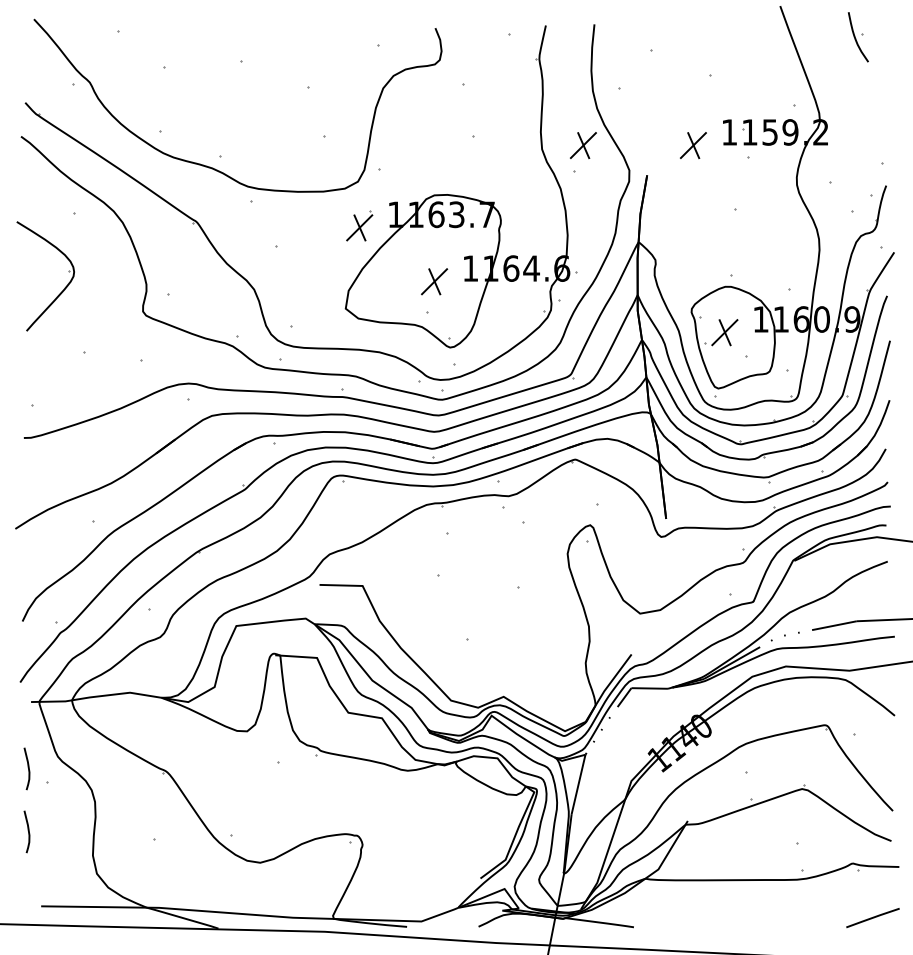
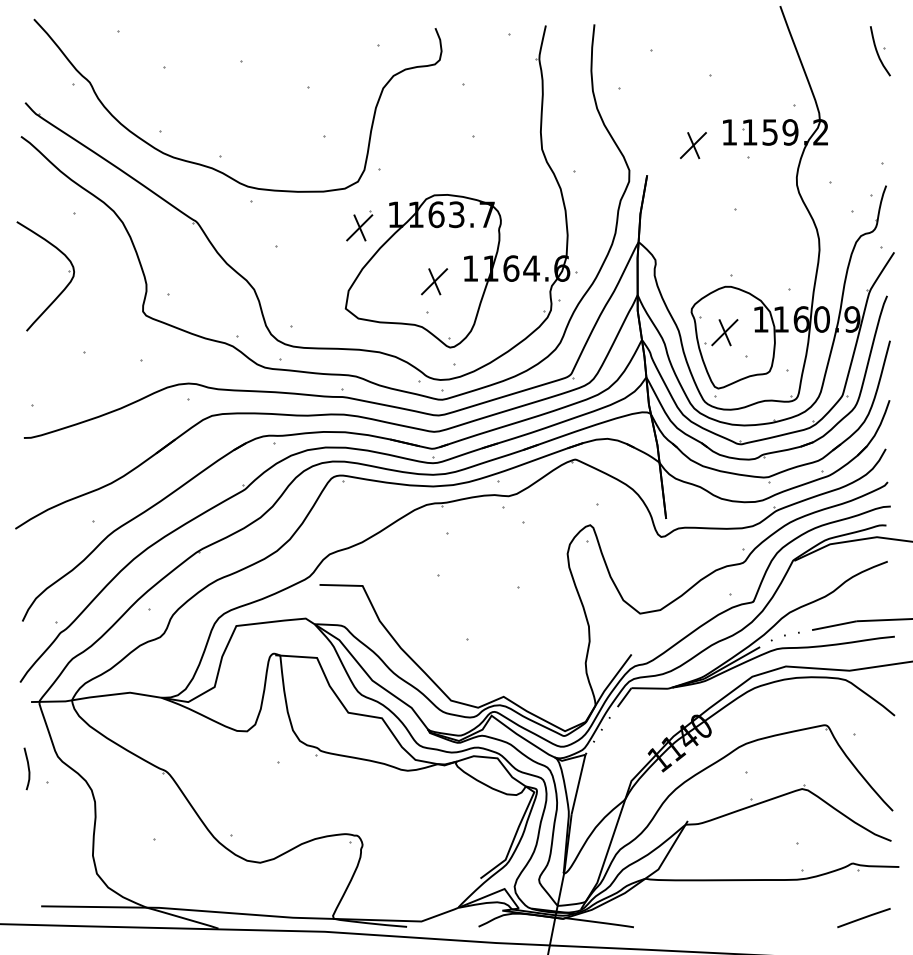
part position: (857, 37) -> (879, 51) (879, 51)
part: present -> none (583, 145)
curve: present -> none (27, 830)
line position: (872, 918) -> (863, 918) (863, 918)
